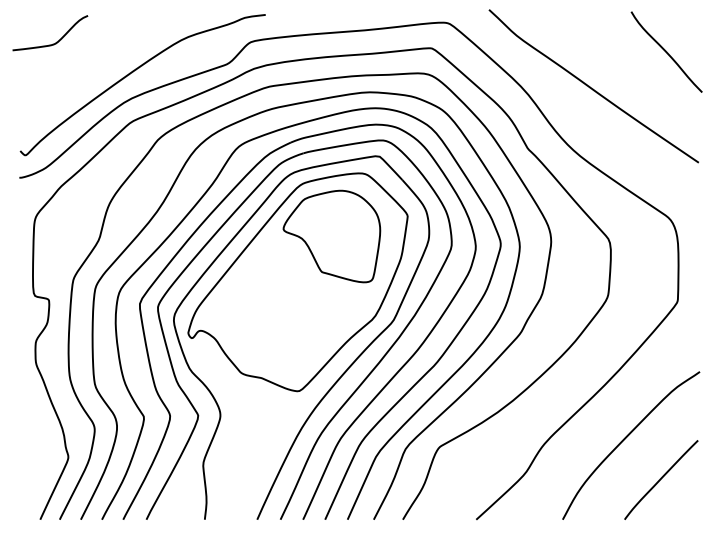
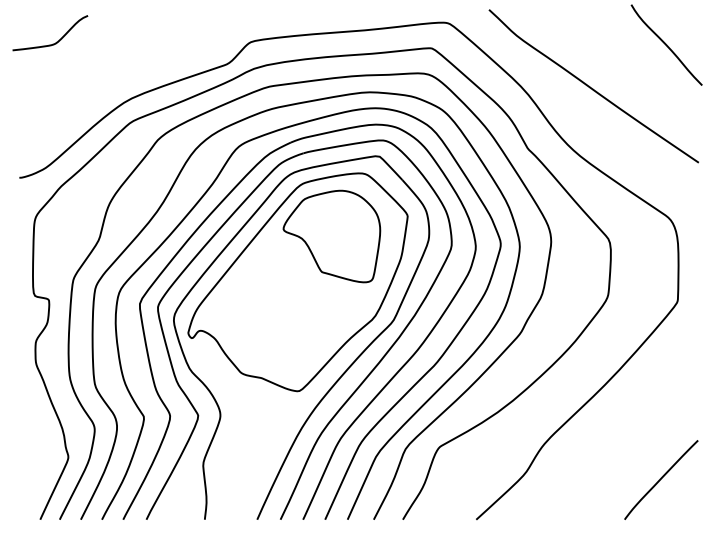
curve position: (666, 51) -> (666, 44) (666, 44)
curve: present -> none (132, 73)
curve: present -> none (625, 439)
